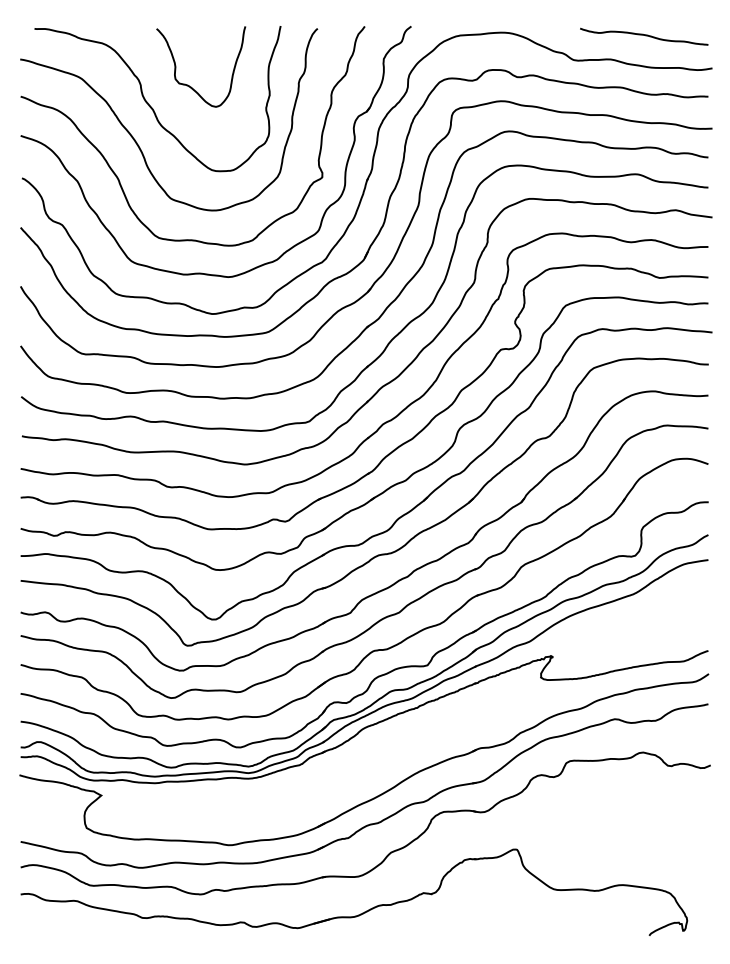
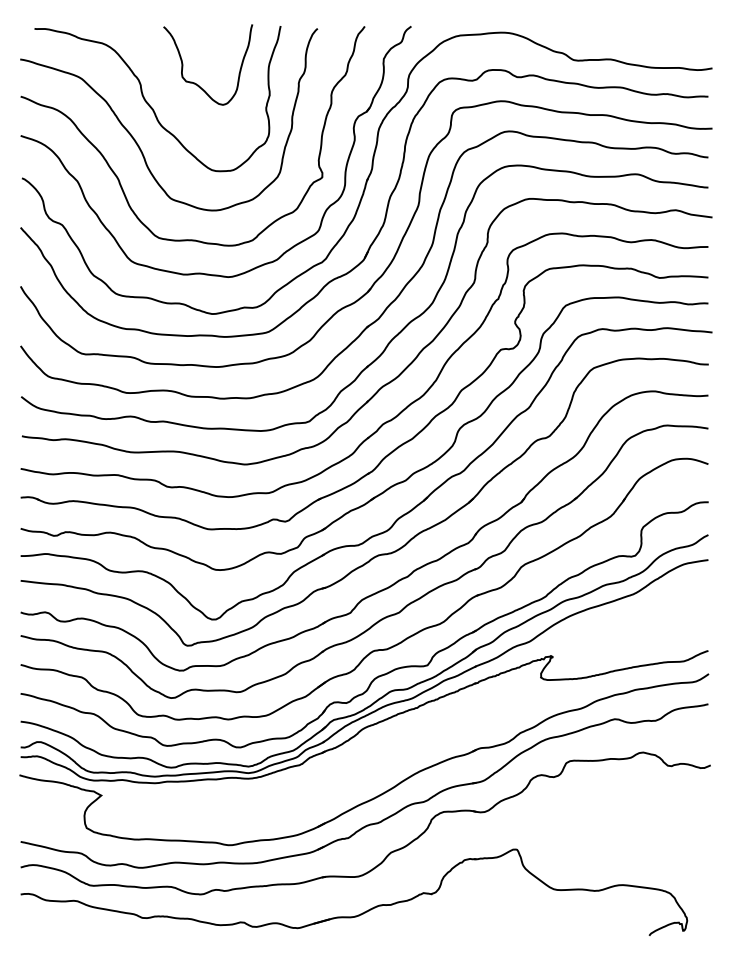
curve: present -> none (644, 35)
curve position: (191, 86) -> (198, 84) (198, 84)
